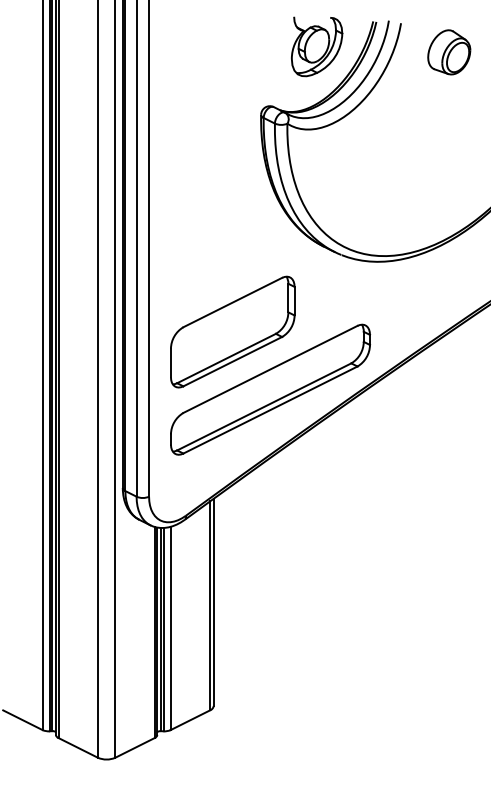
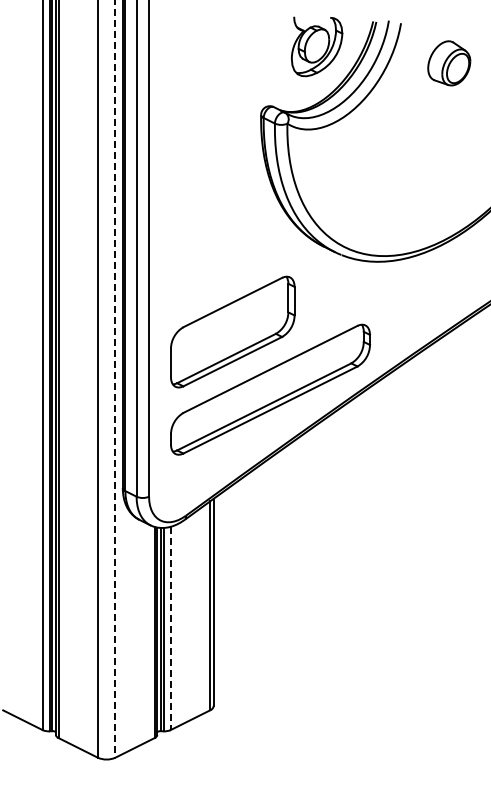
part position: (449, 52) -> (449, 63) (449, 63)
line: solid -> dashed (115, 379)
line: solid -> dashed (170, 628)
